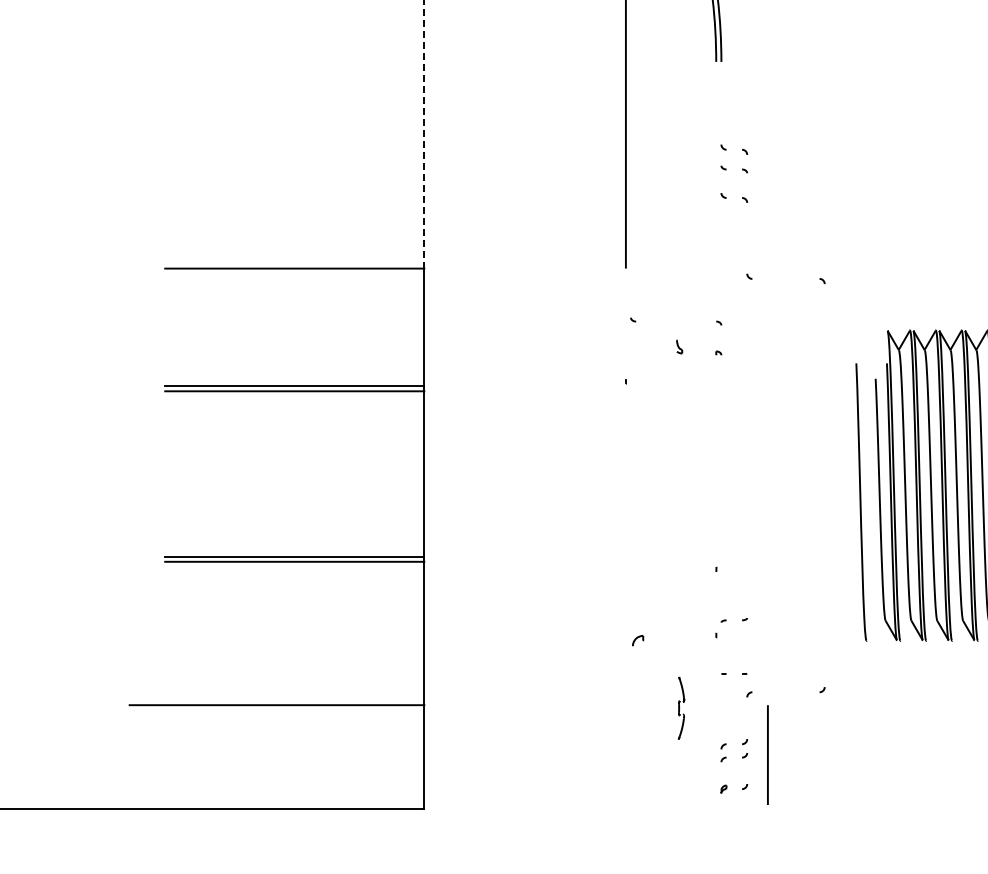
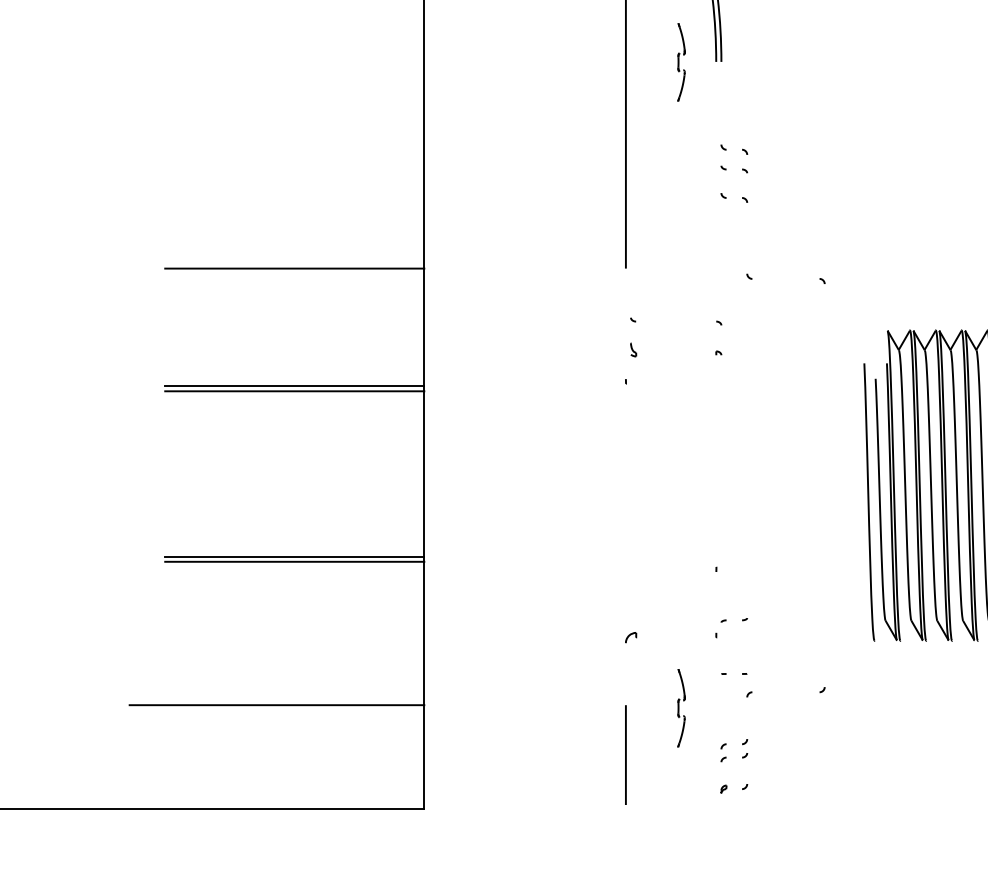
part: none -> present (681, 62)
line: dashed -> solid (424, 133)
part position: (679, 346) -> (633, 349) (633, 349)
curve position: (861, 502) -> (869, 502) (869, 502)
part position: (638, 640) -> (631, 637) (631, 637)
part size: 9x64 px -> 9x79 px (681, 708)
line position: (767, 754) -> (625, 754) (625, 754)
